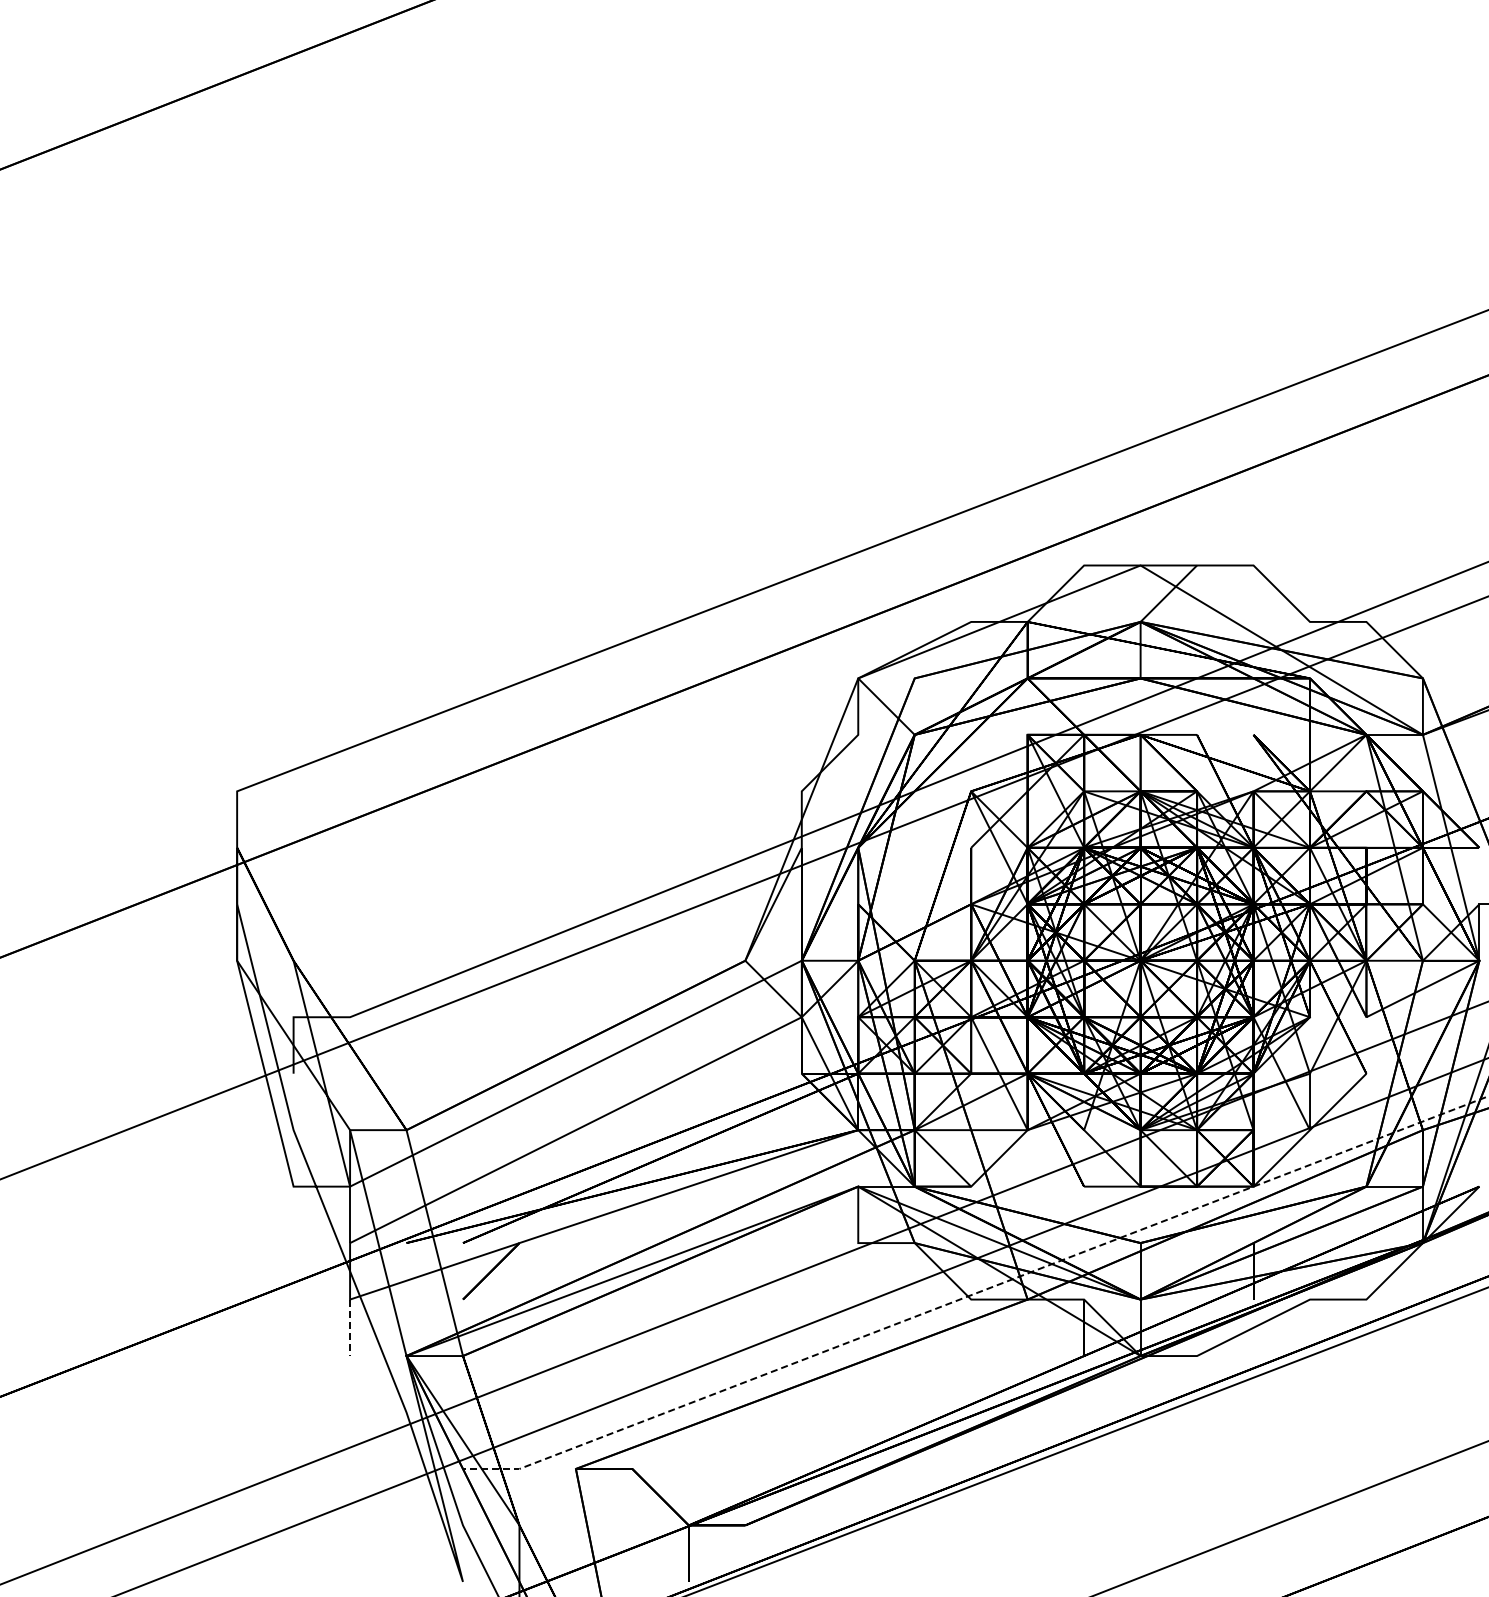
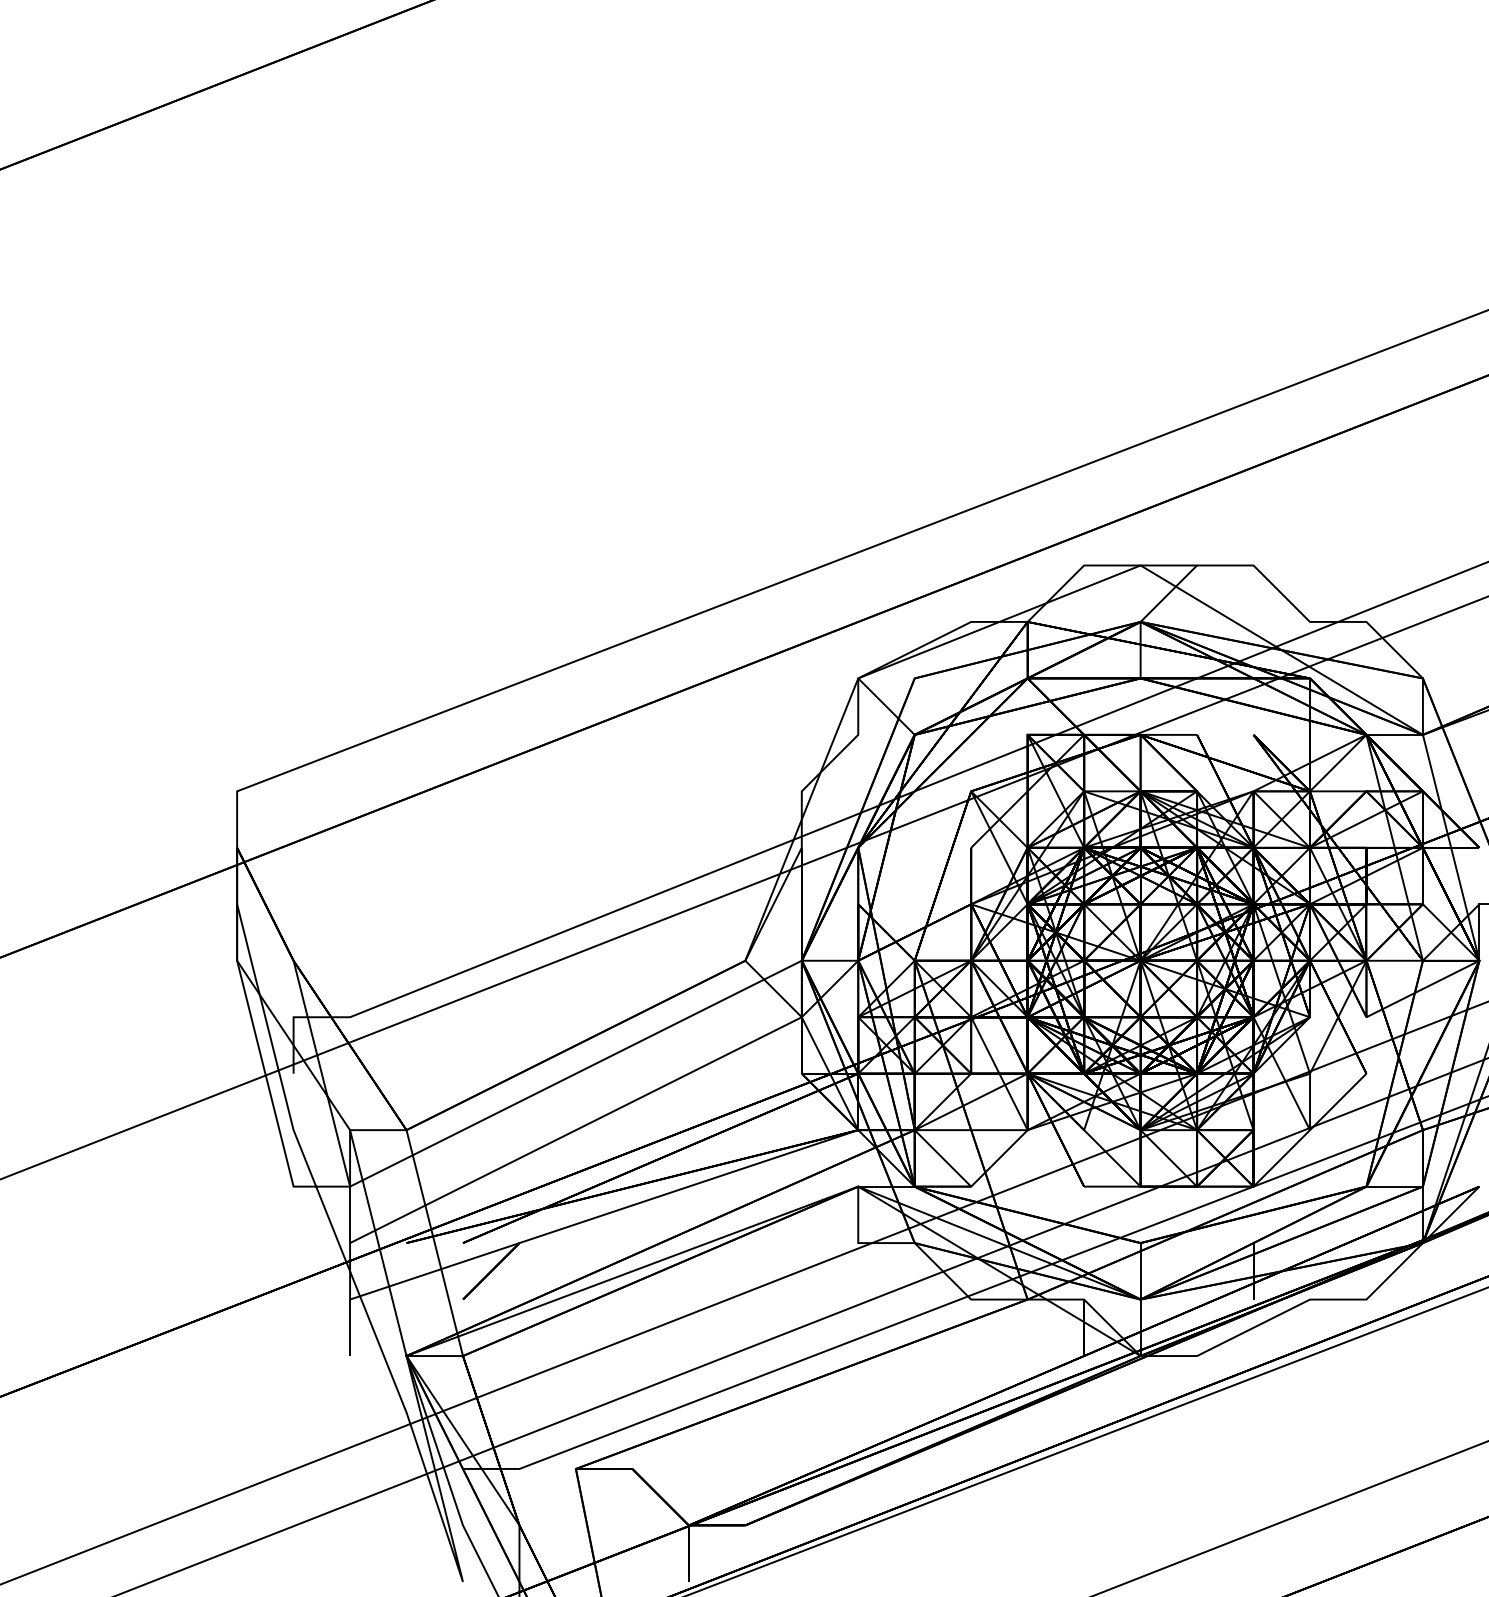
line: dashed -> solid (976, 1293)
line: dashed -> solid (350, 1328)
